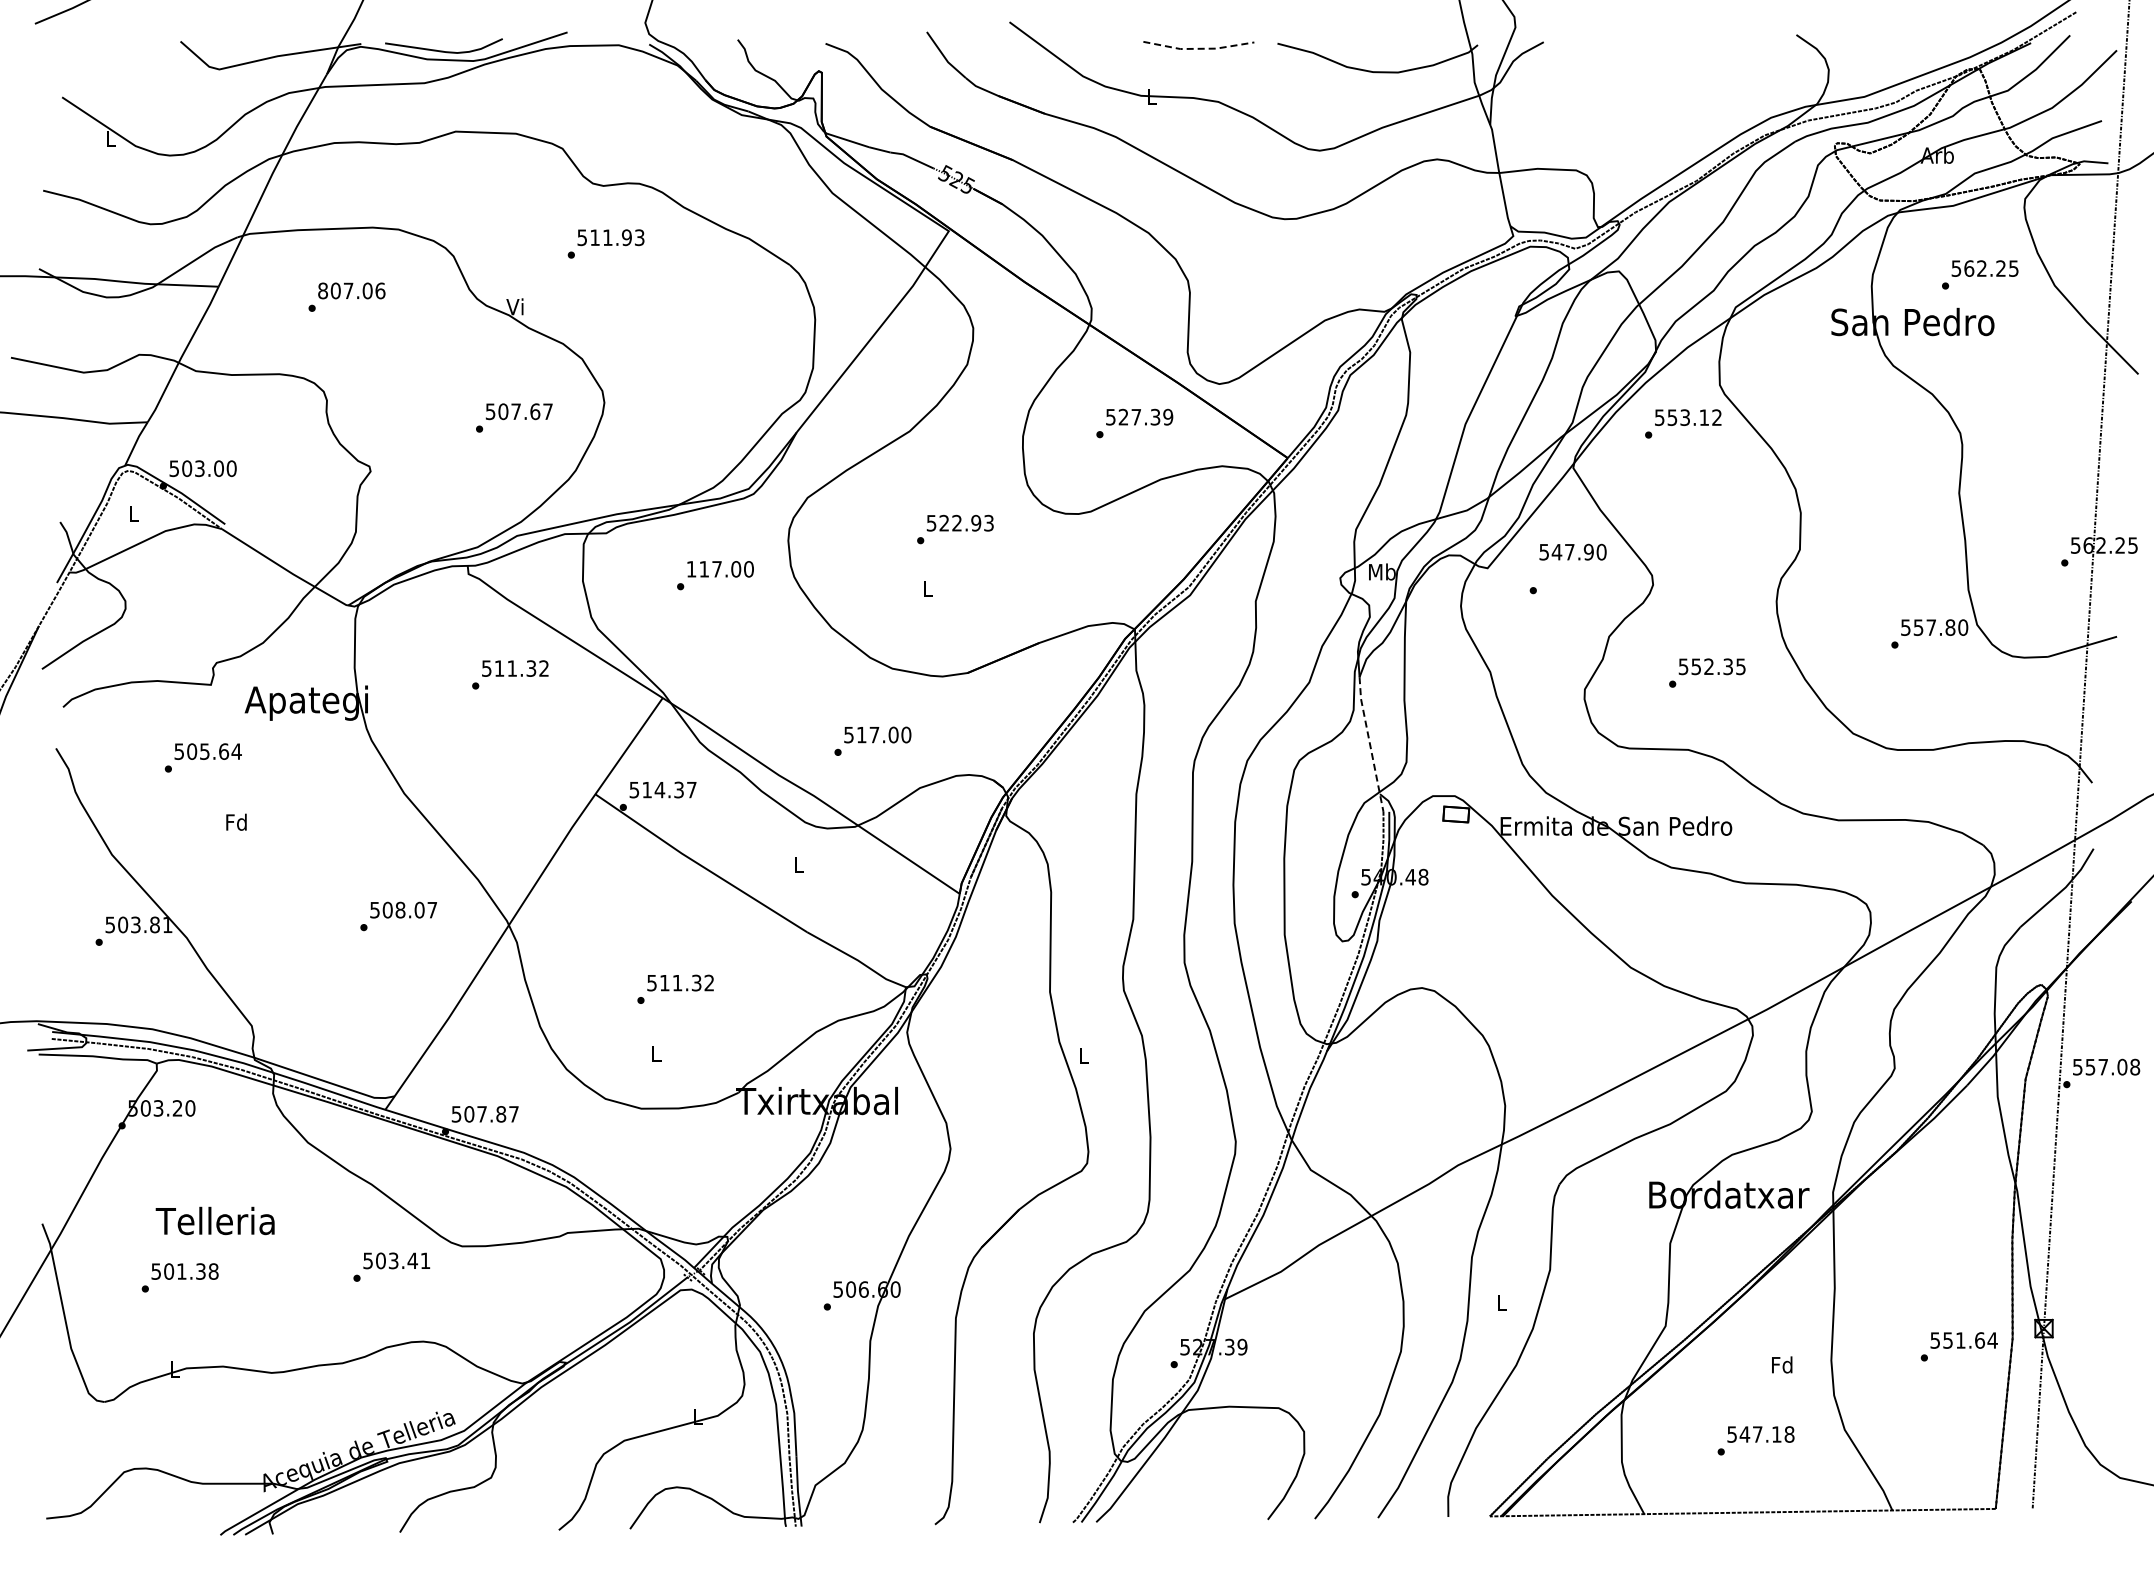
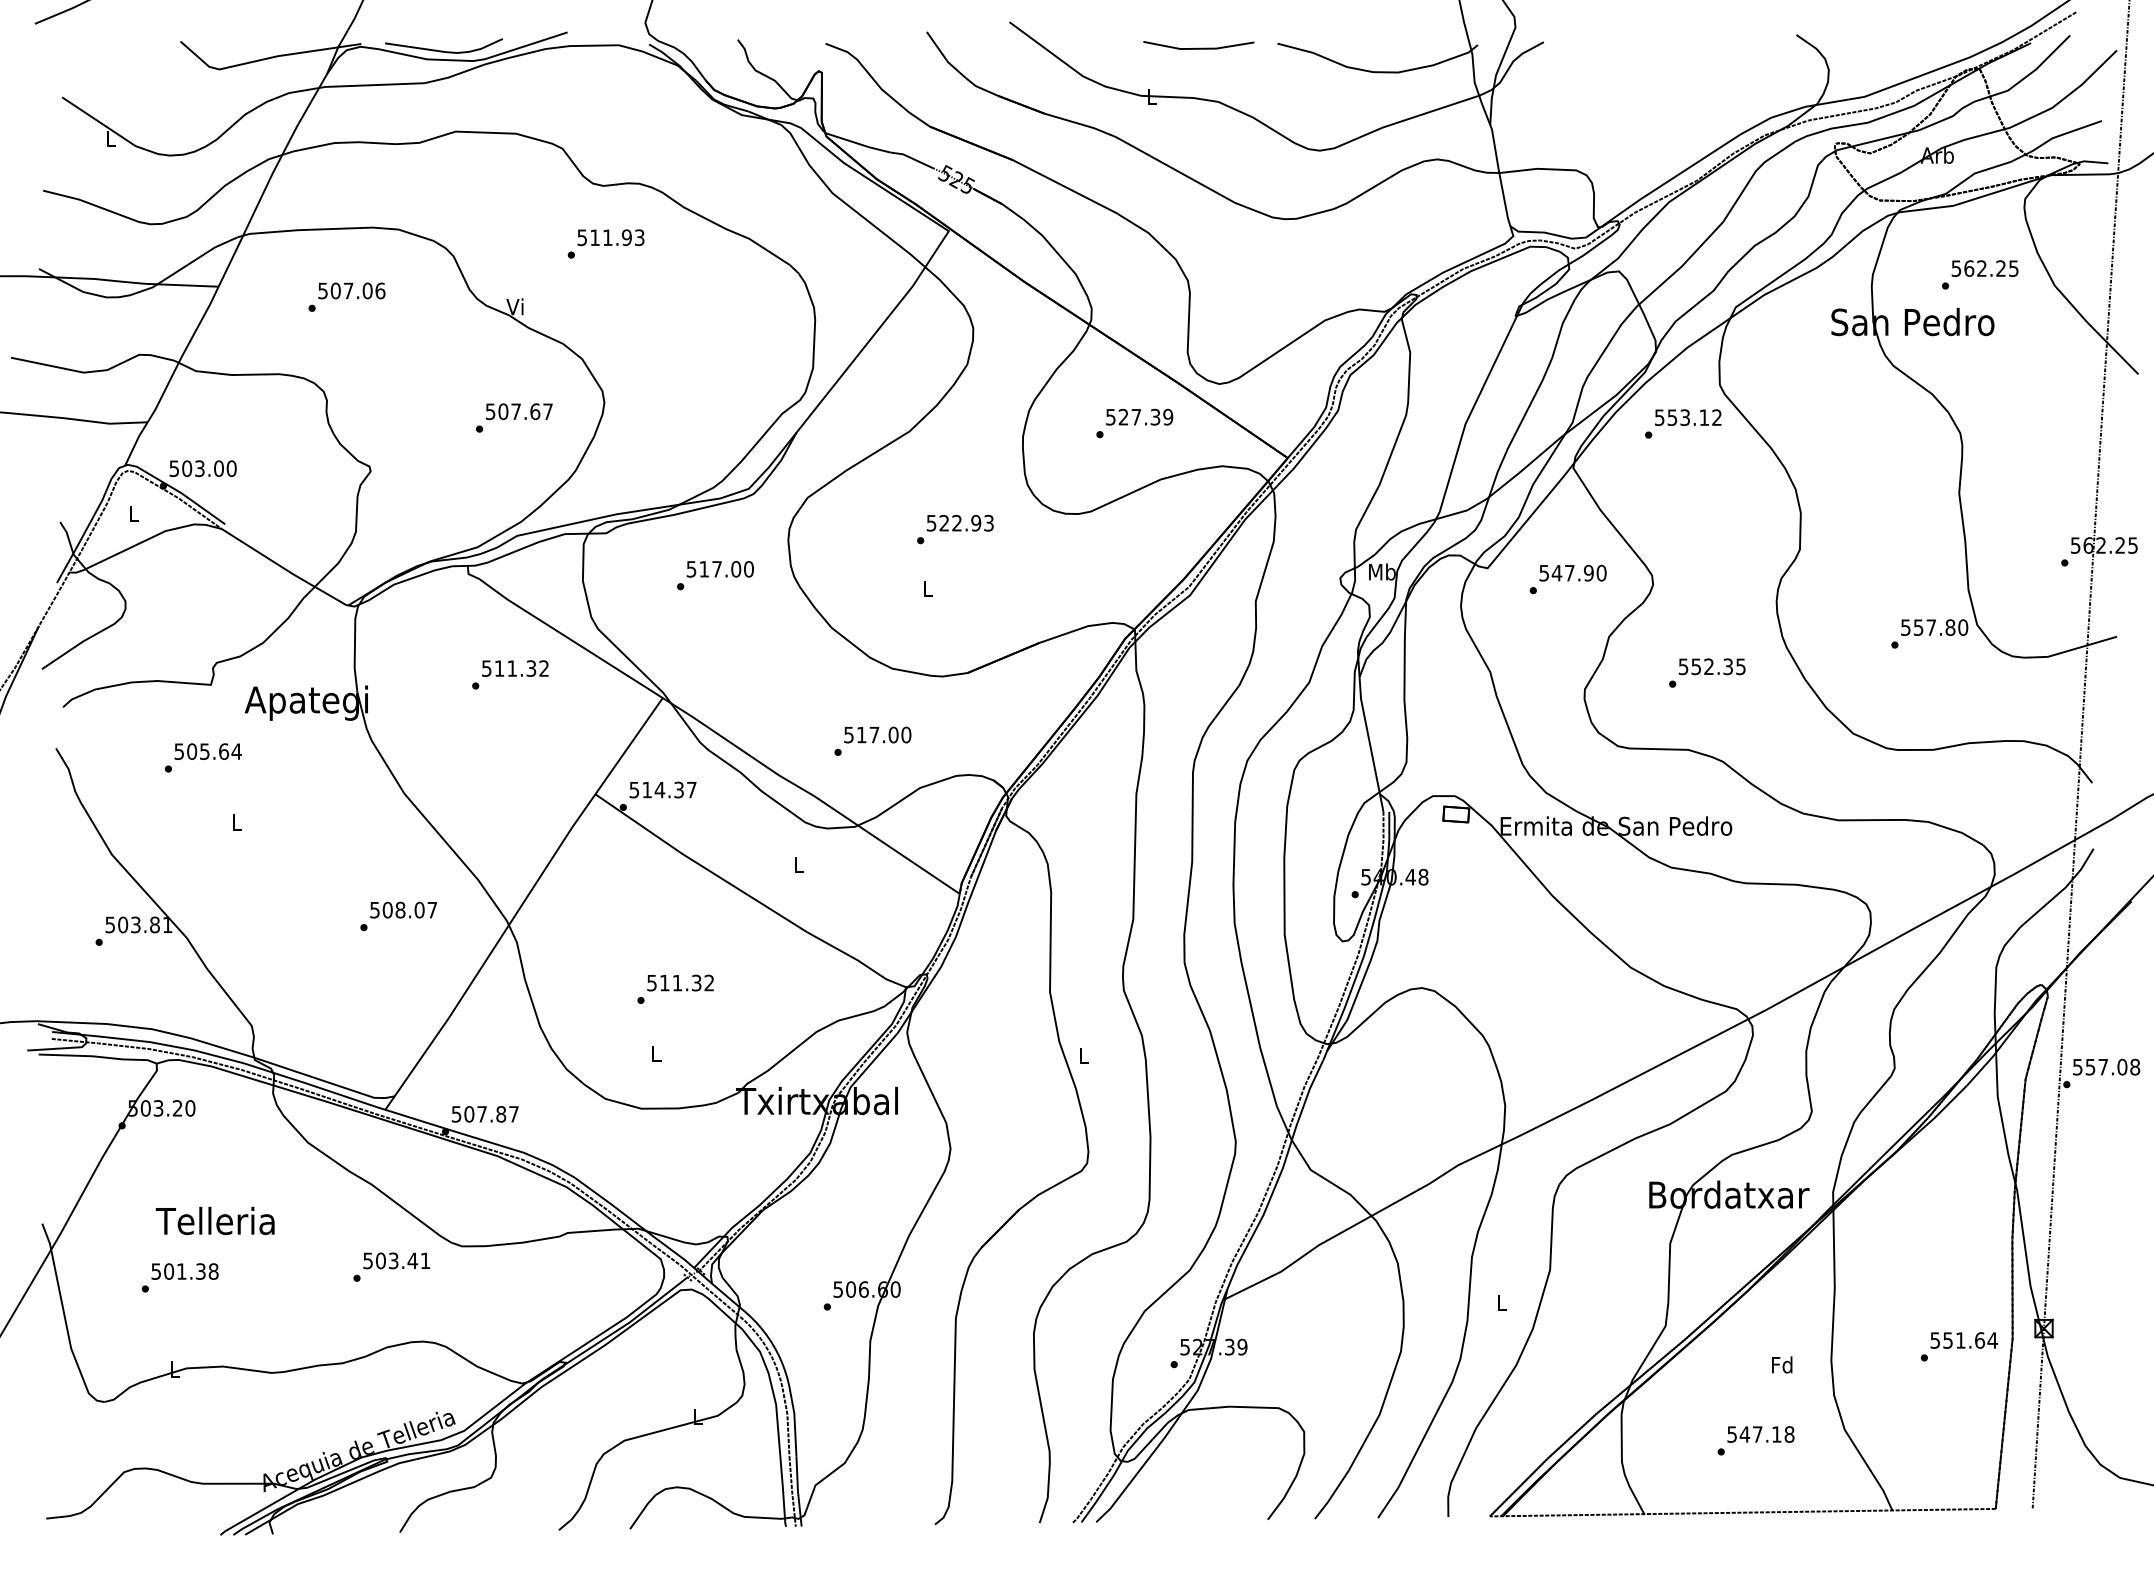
line: dashed -> solid (1199, 48)
text: 807.06 -> 507.06 (323, 290)
text position: (1572, 551) -> (1572, 572) (1572, 572)
text: 117.00 -> 517.00 (691, 569)
line: dashed -> solid (1370, 744)
text: Fd -> L (236, 821)
